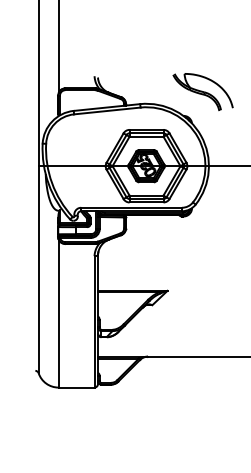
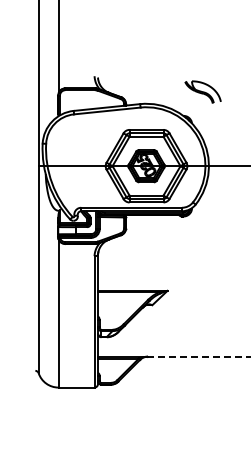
part size: 62x39 px -> 38x24 px (202, 91)
line: solid -> dashed (199, 356)
